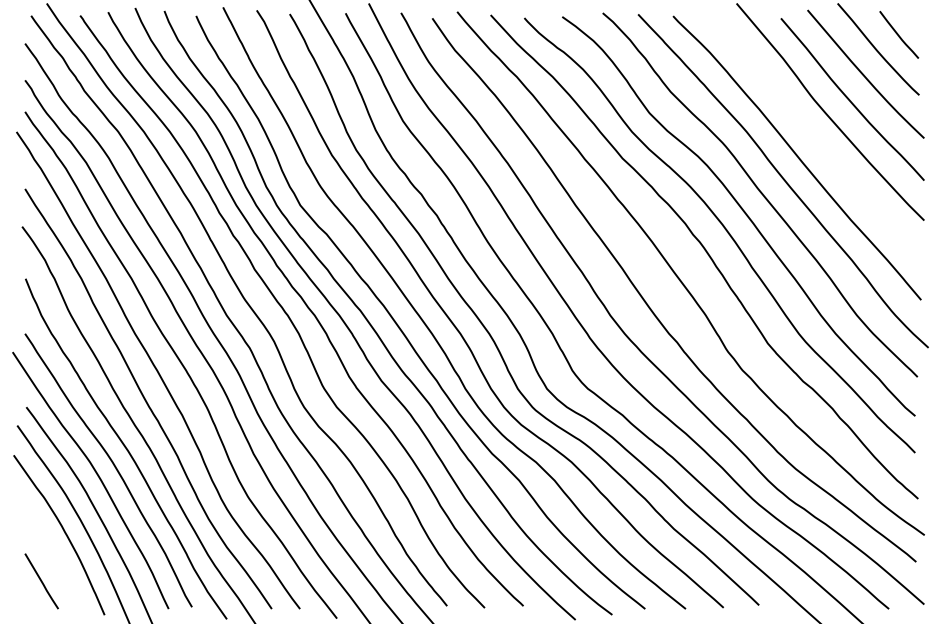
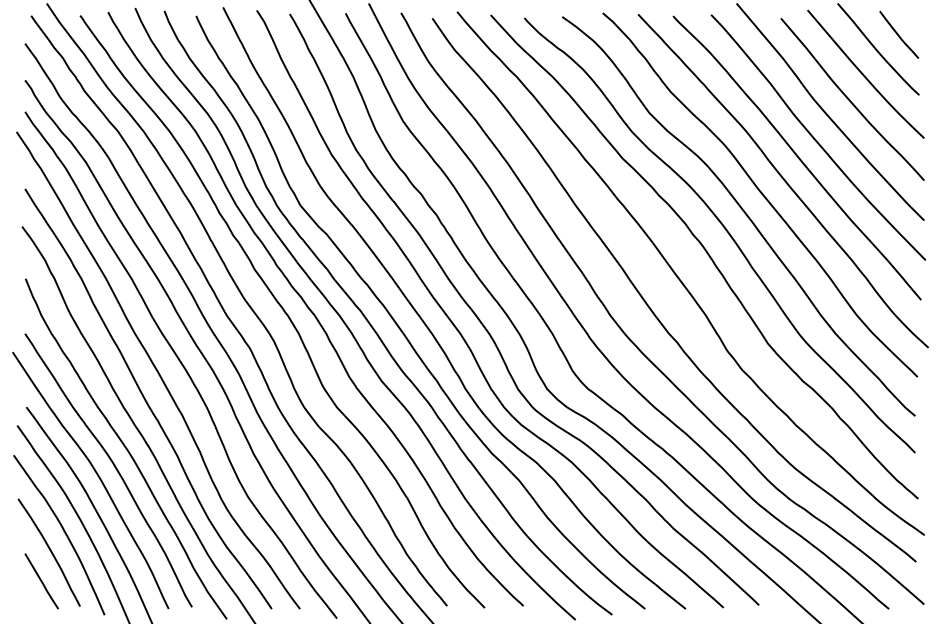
curve: none -> present (816, 139)
curve: none -> present (50, 552)
